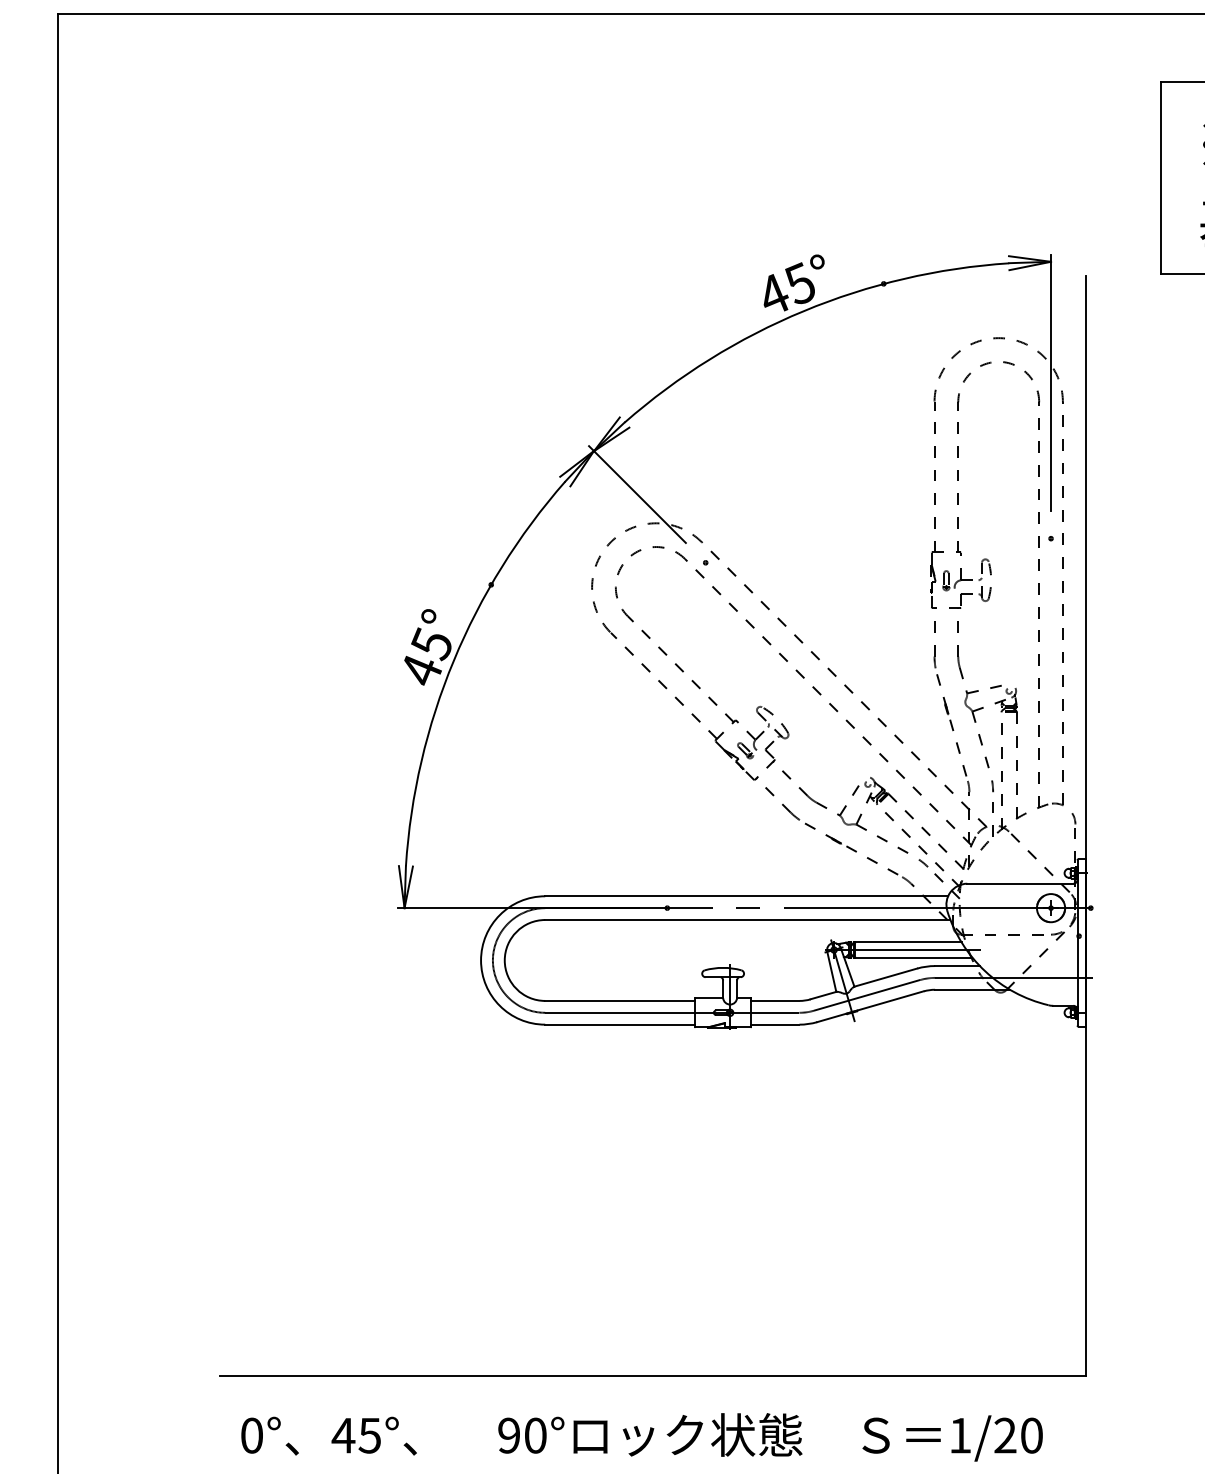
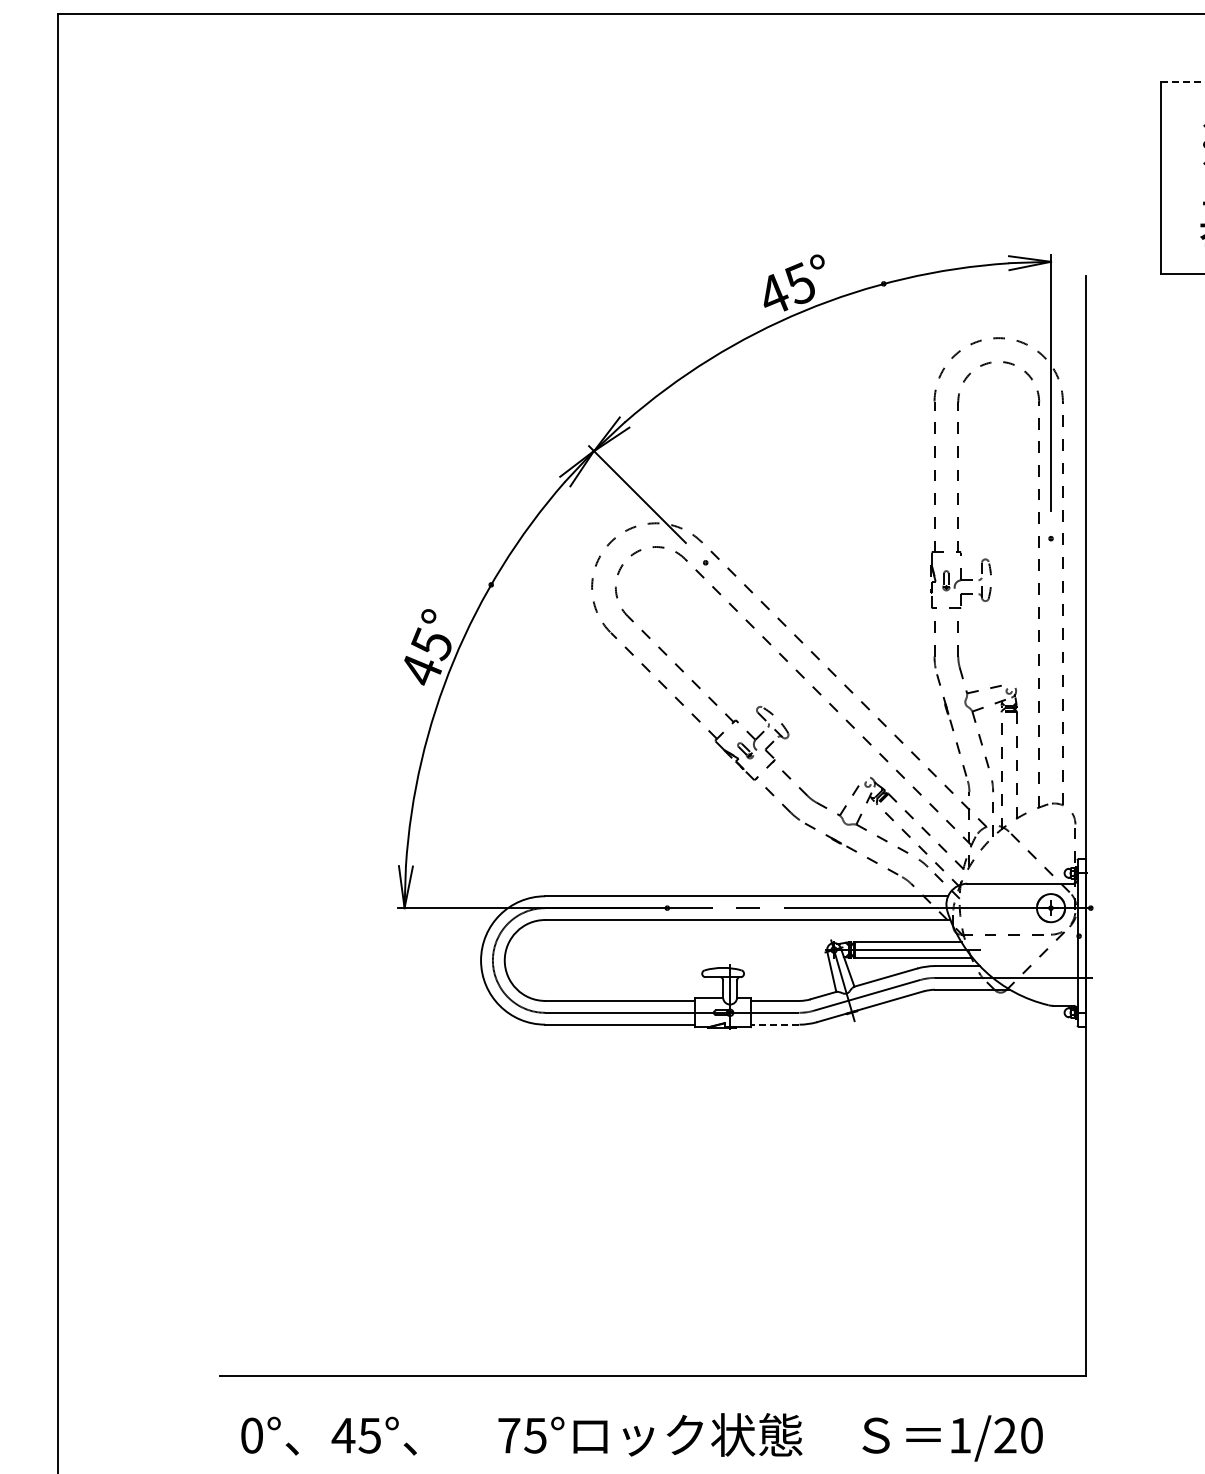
line: solid -> dashed (1182, 82)
line: solid -> dashed (774, 1024)
text: 90° -> 75° (522, 1435)
